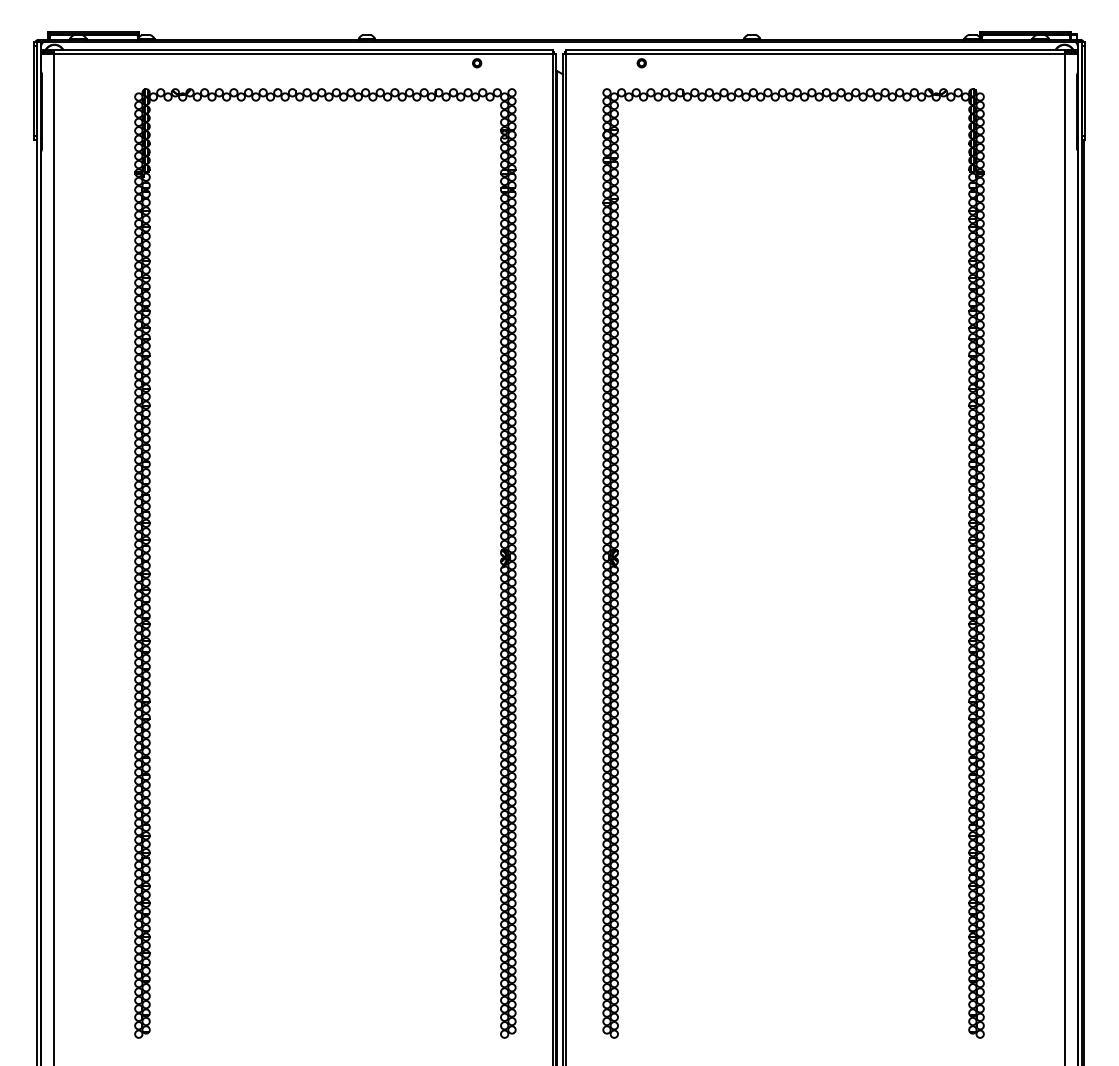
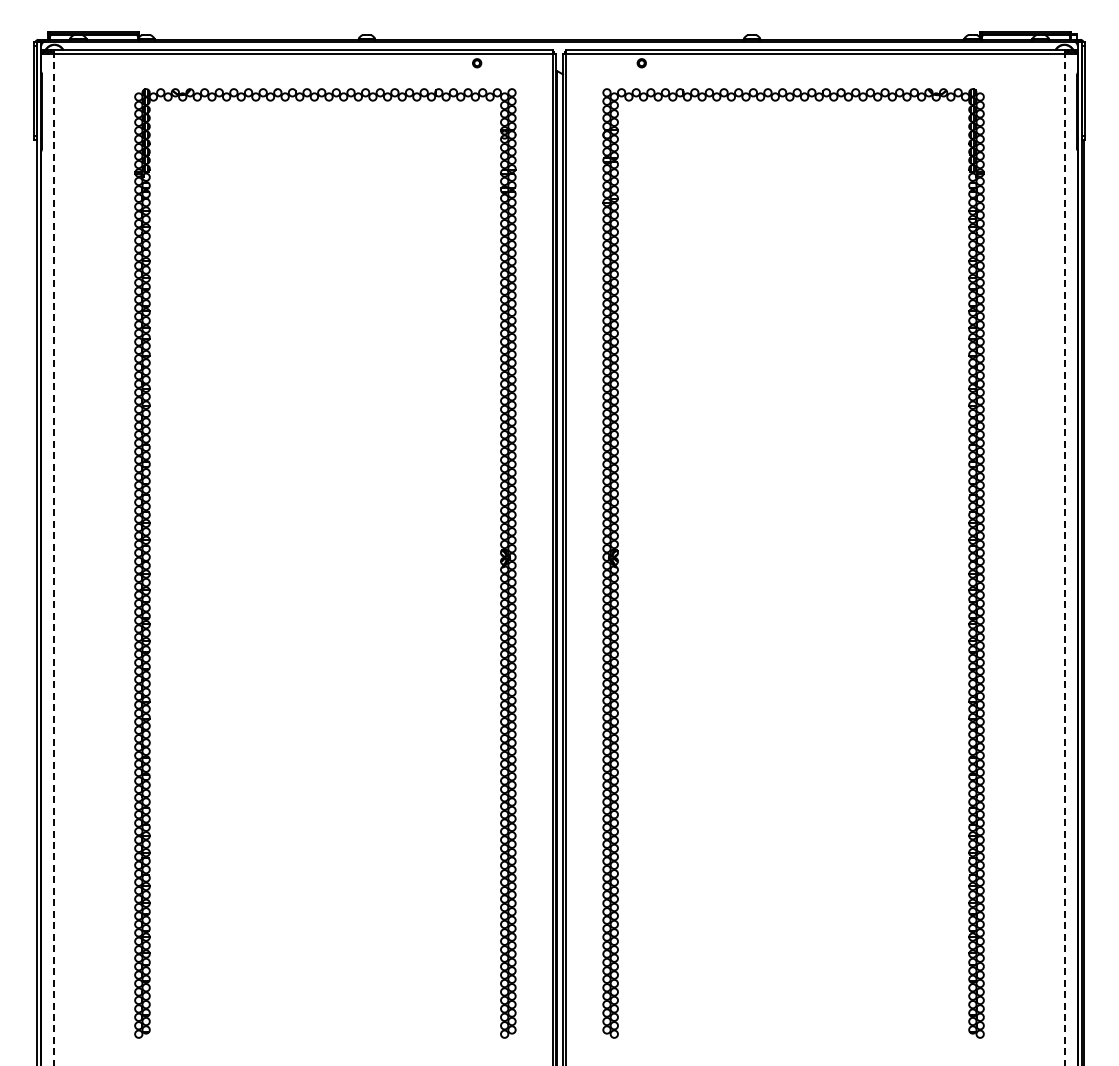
line: solid -> dashed (53, 559)
line: solid -> dashed (1065, 559)
